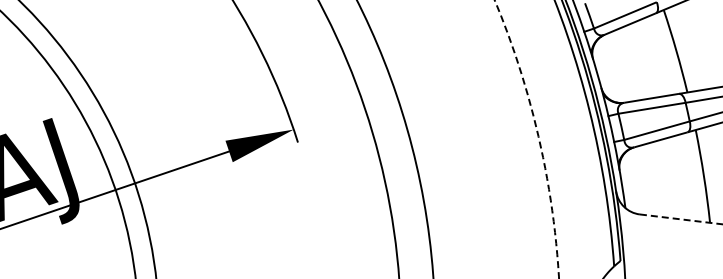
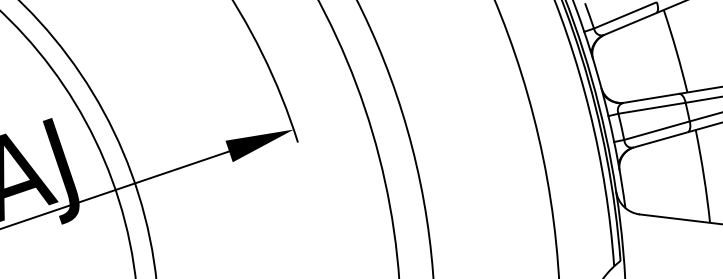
circle: dashed -> solid (526, 139)
line: dashed -> solid (681, 219)
